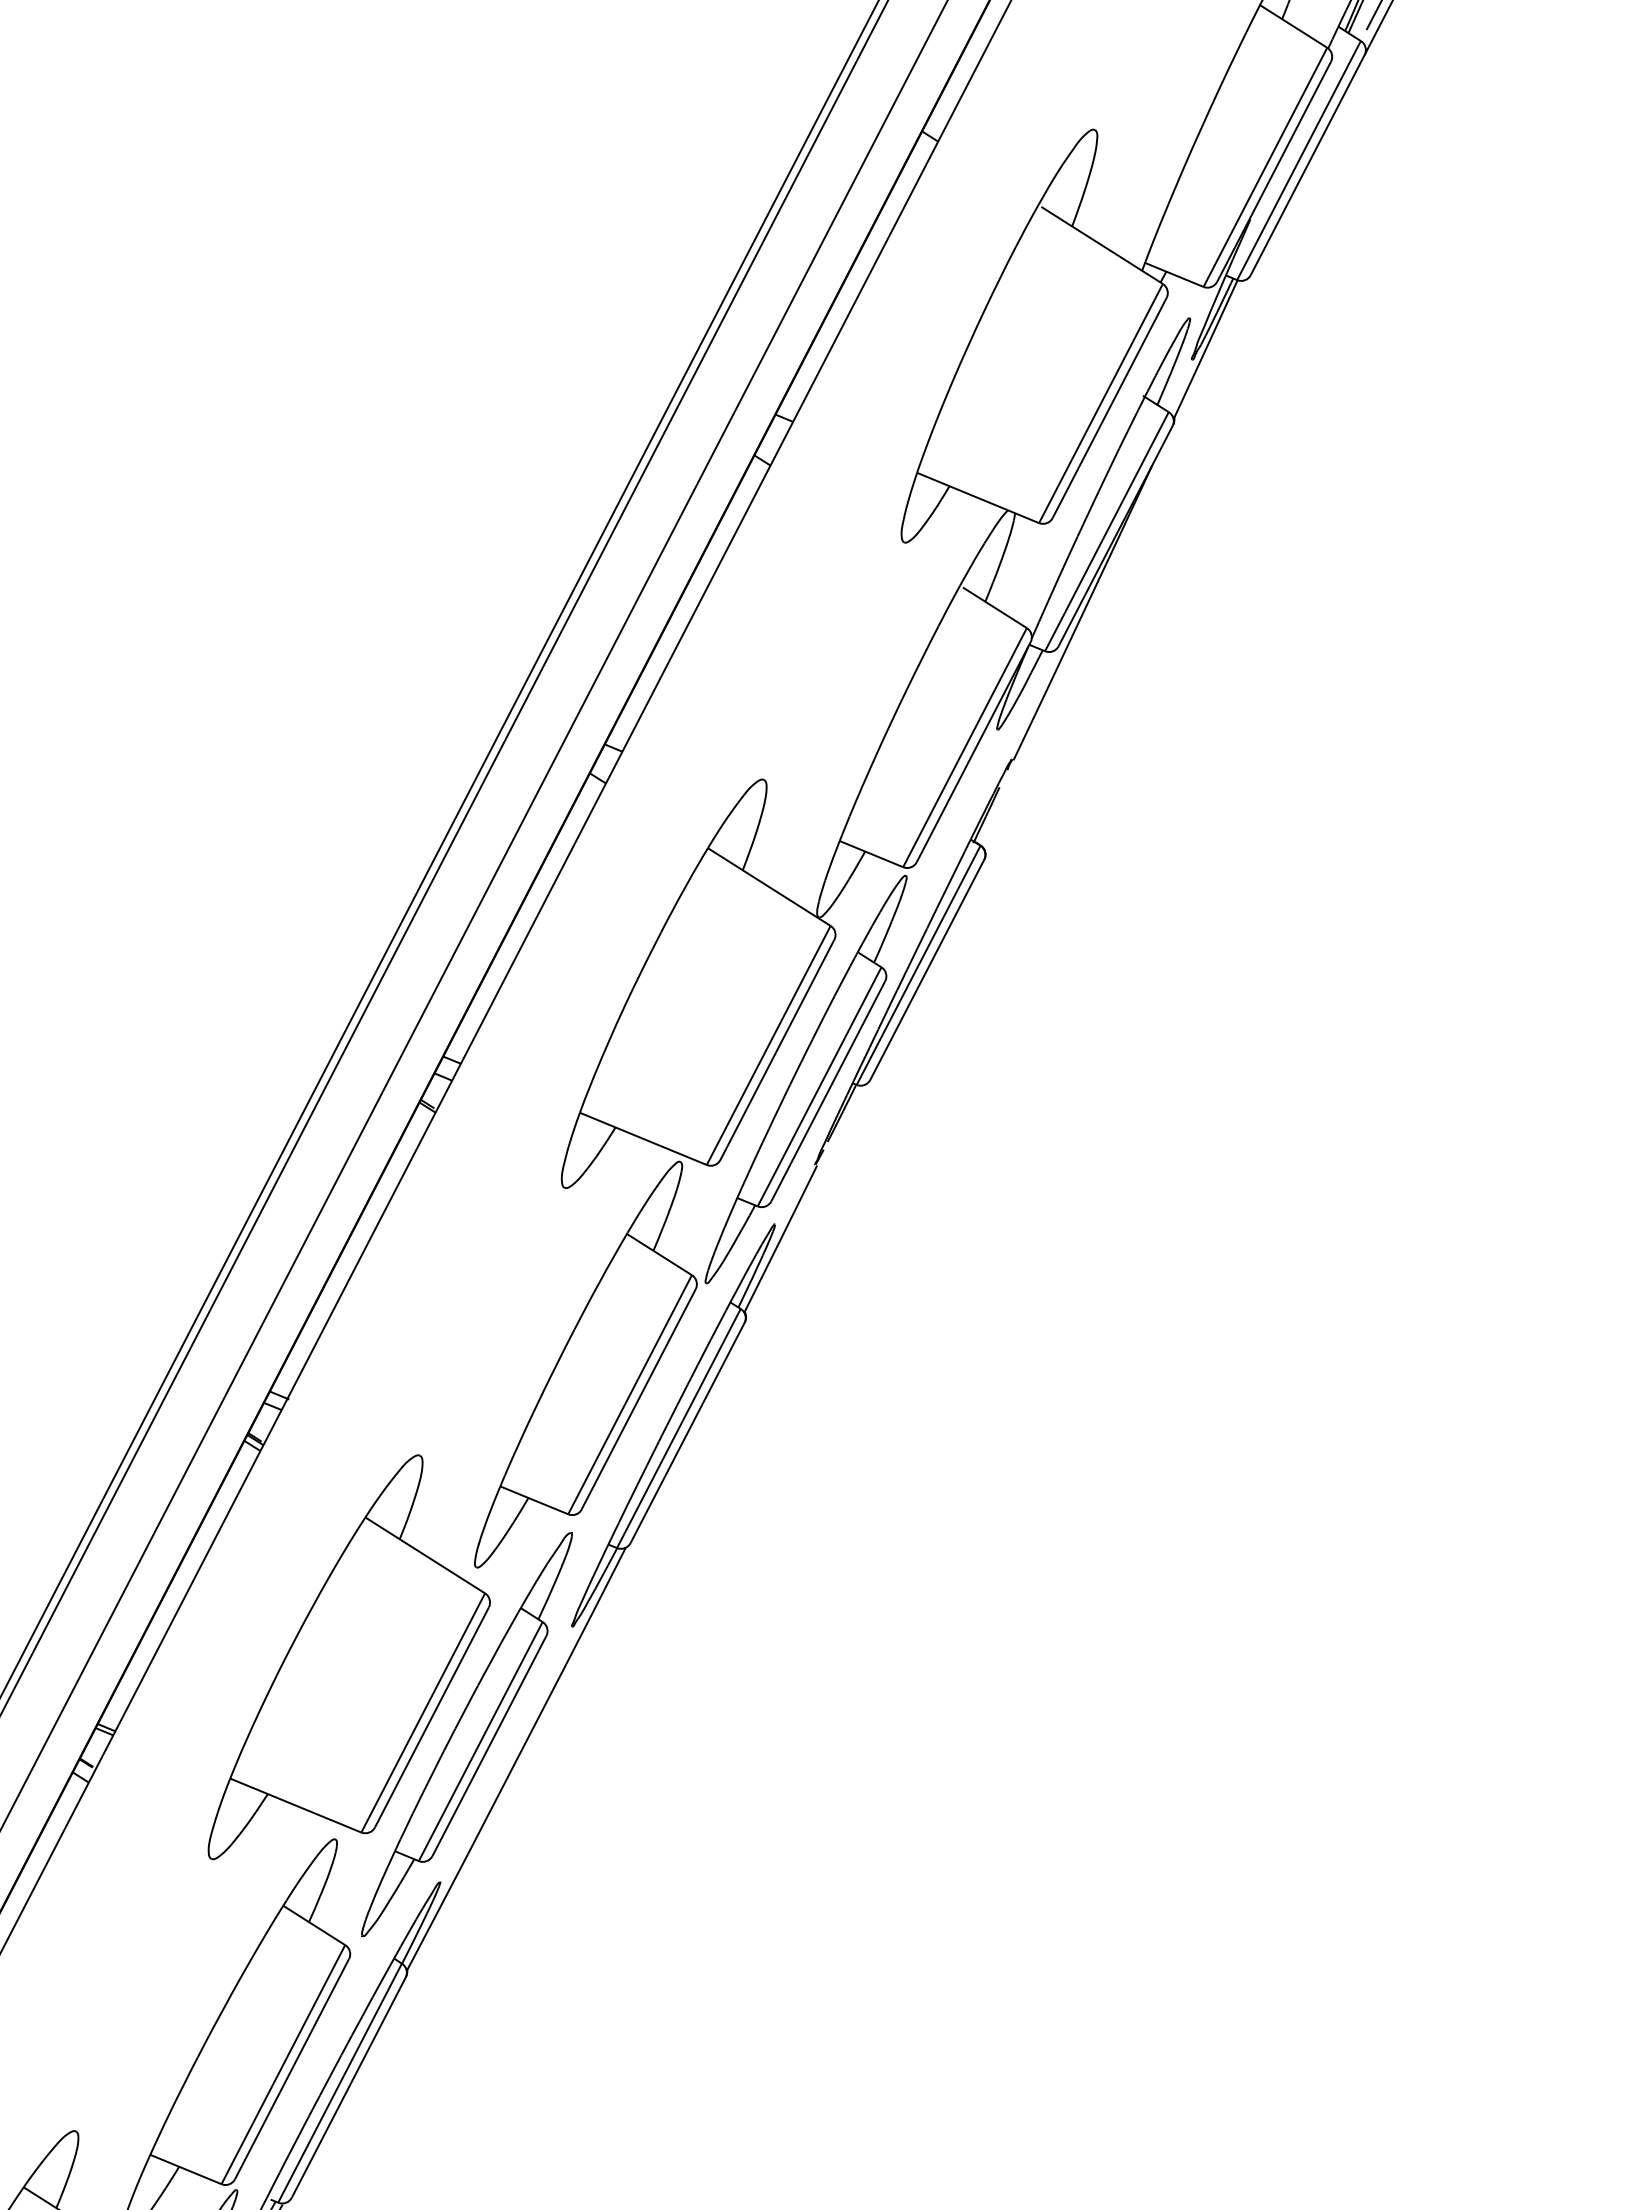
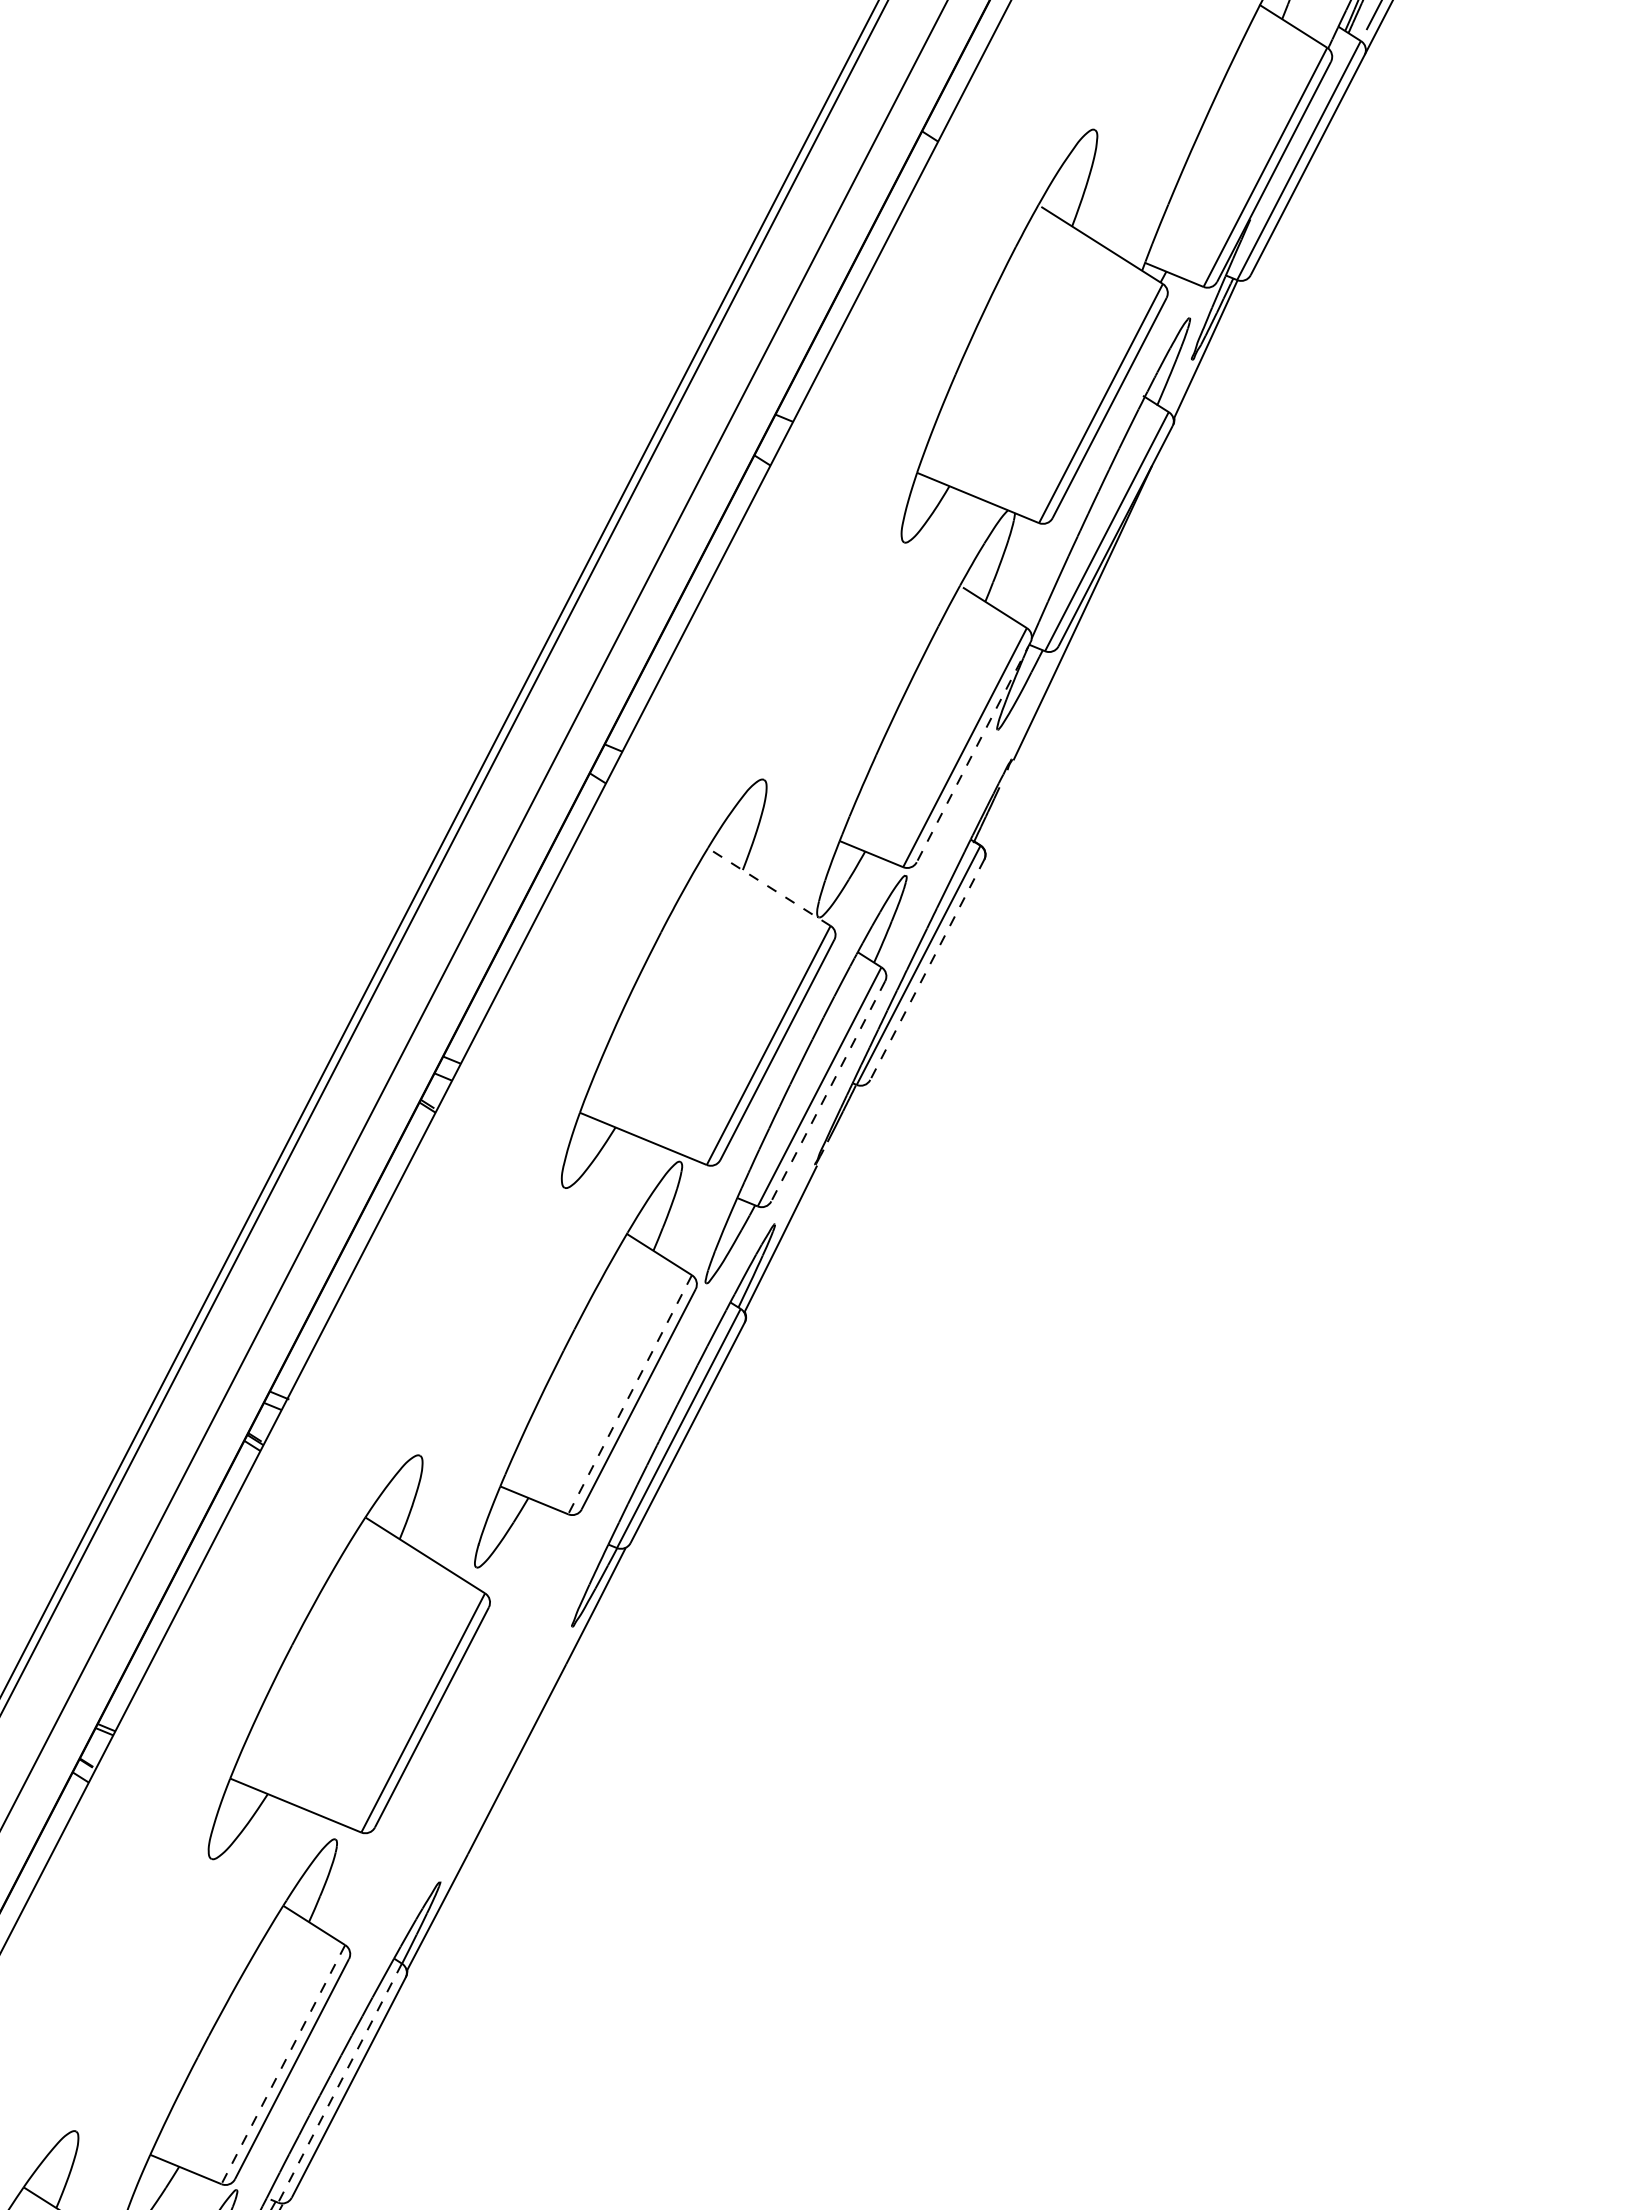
line: solid -> dashed (973, 752)
line: solid -> dashed (769, 887)
line: solid -> dashed (927, 970)
line: solid -> dashed (828, 1091)
line: solid -> dashed (630, 1394)
part: present -> none (466, 1734)
line: solid -> dashed (283, 2064)
line: solid -> dashed (340, 2083)
